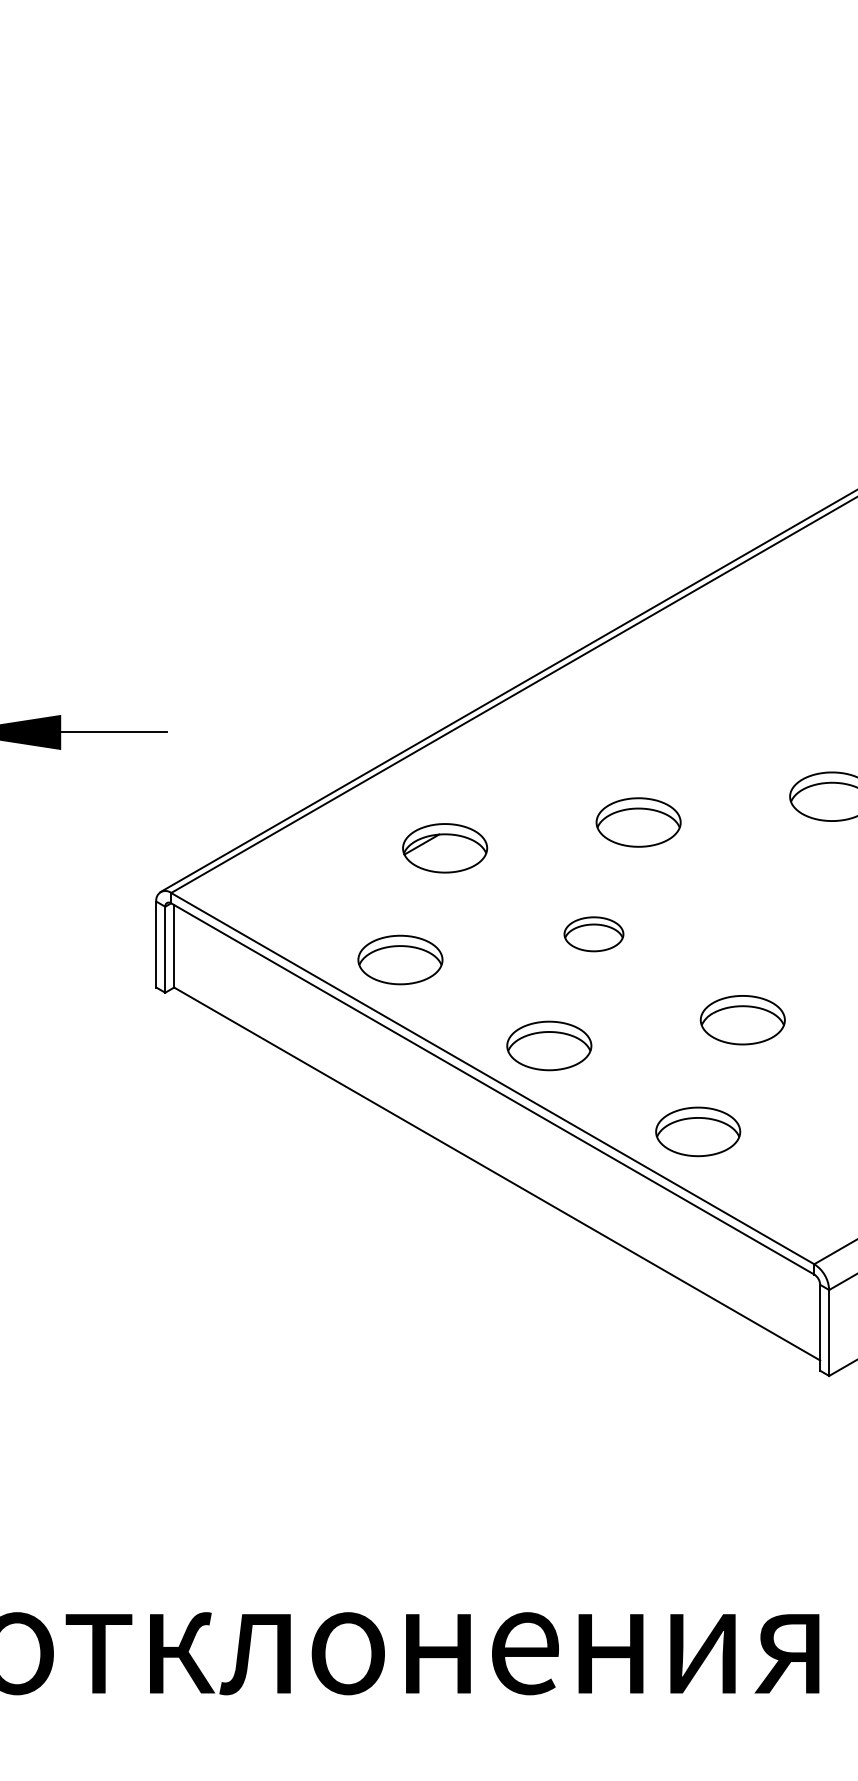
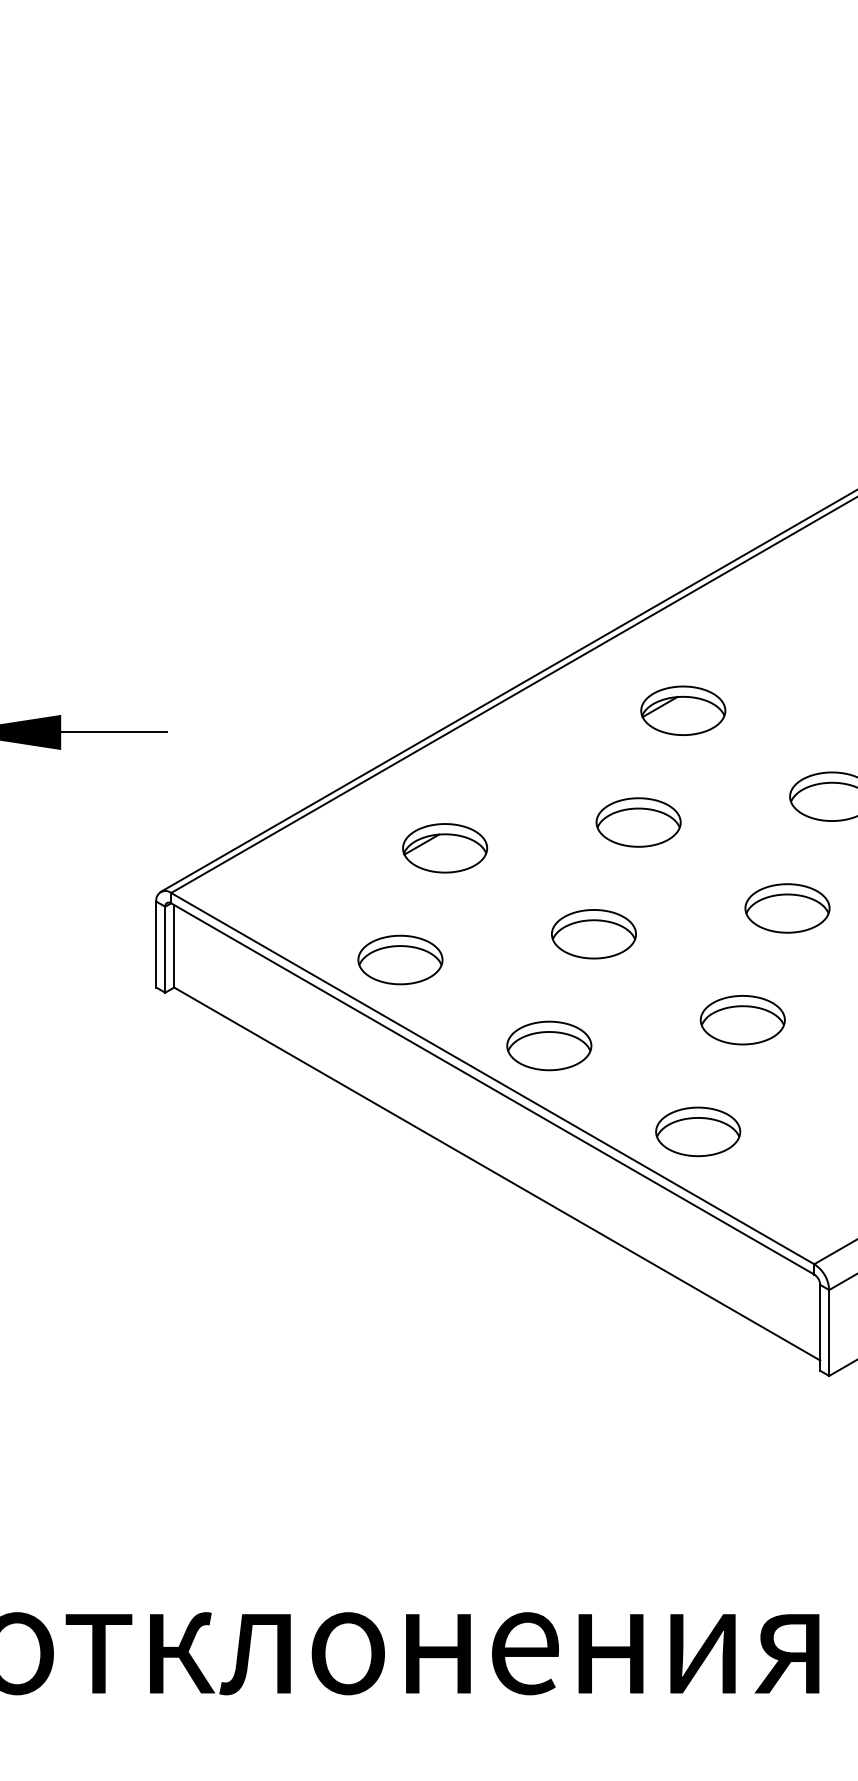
part: none -> present (683, 710)
part: none -> present (787, 908)
part size: 62x37 px -> 86x51 px (593, 934)
